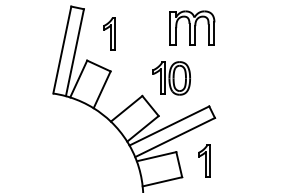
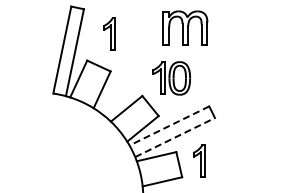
part position: (192, 27) -> (185, 27) (185, 27)
line: solid -> dashed (168, 126)
line: solid -> dashed (175, 137)
part position: (204, 160) -> (199, 160) (199, 160)
